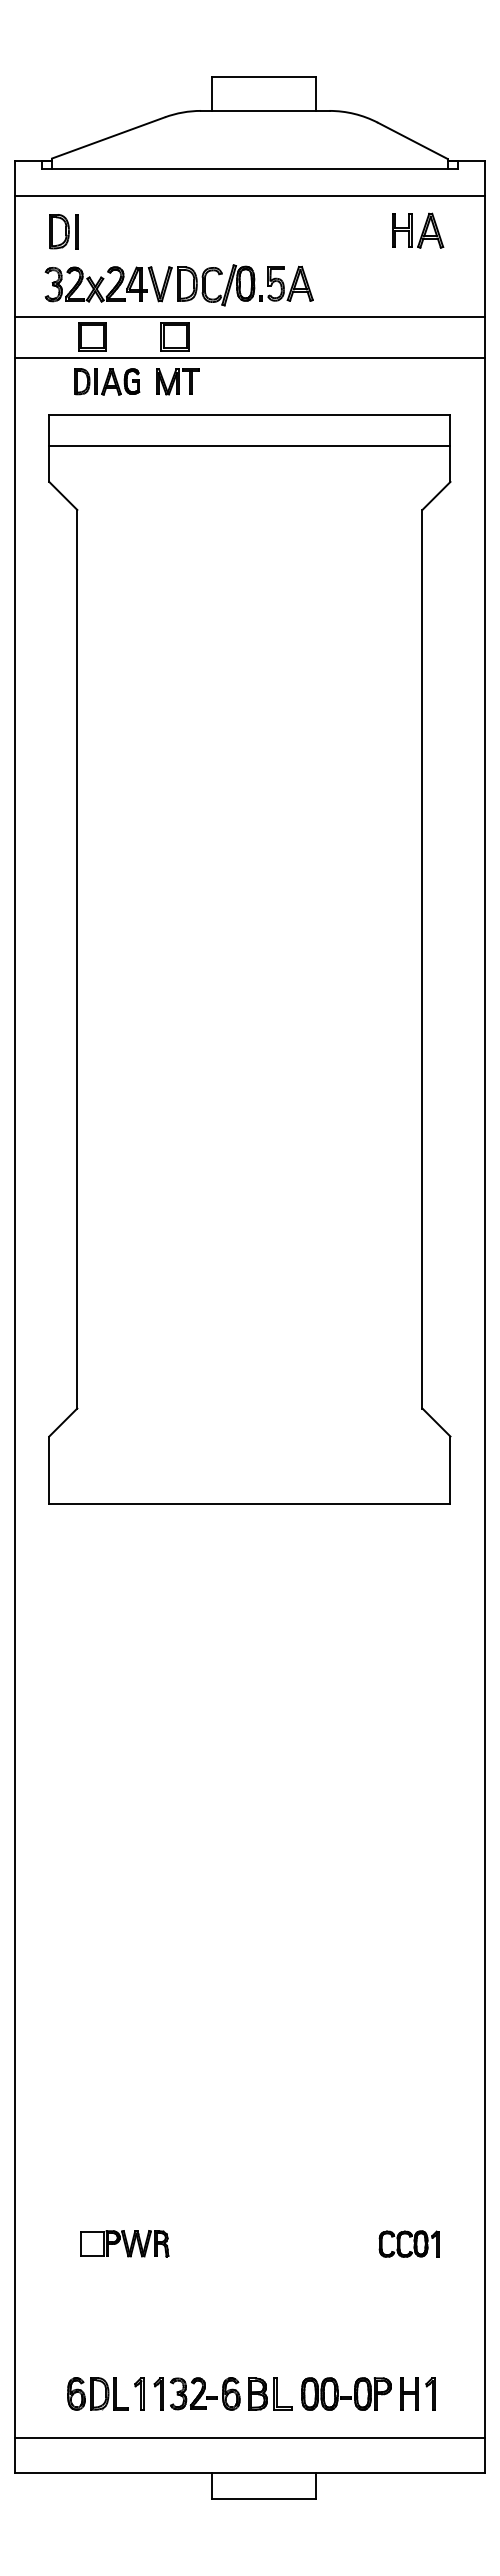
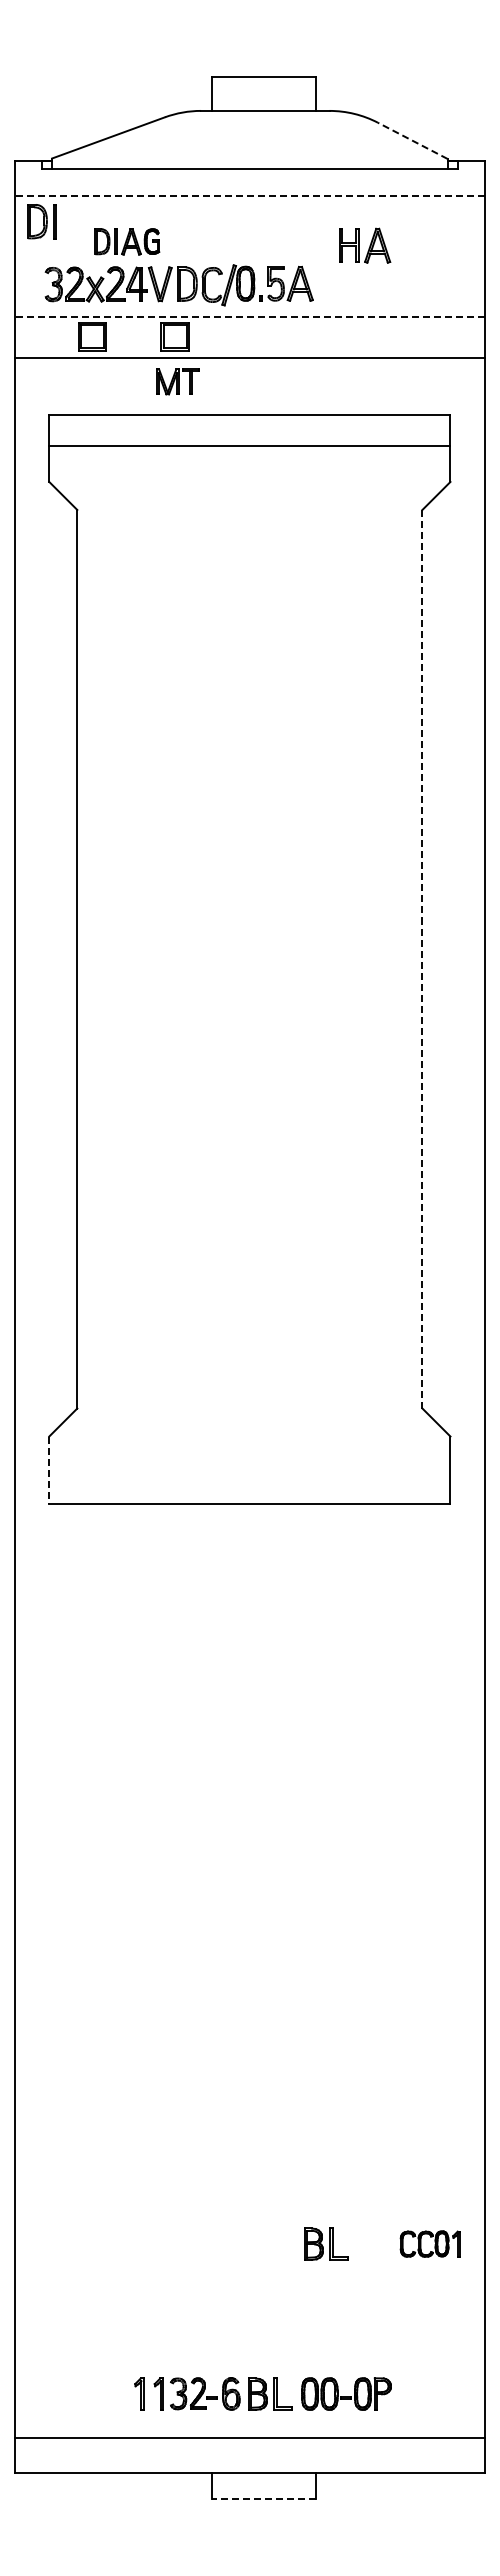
line: solid -> dashed (412, 140)
line: solid -> dashed (249, 195)
part position: (418, 230) -> (365, 245) (365, 245)
part position: (63, 231) -> (41, 221) (41, 221)
line: solid -> dashed (249, 316)
part position: (107, 381) -> (127, 241) (127, 241)
line: solid -> dashed (422, 958)
line: solid -> dashed (49, 1470)
part: present -> none (124, 2243)
part: none -> present (326, 2243)
part position: (408, 2243) -> (429, 2243) (429, 2243)
part: present -> none (97, 2393)
part: present -> none (417, 2393)
line: solid -> dashed (263, 2498)
